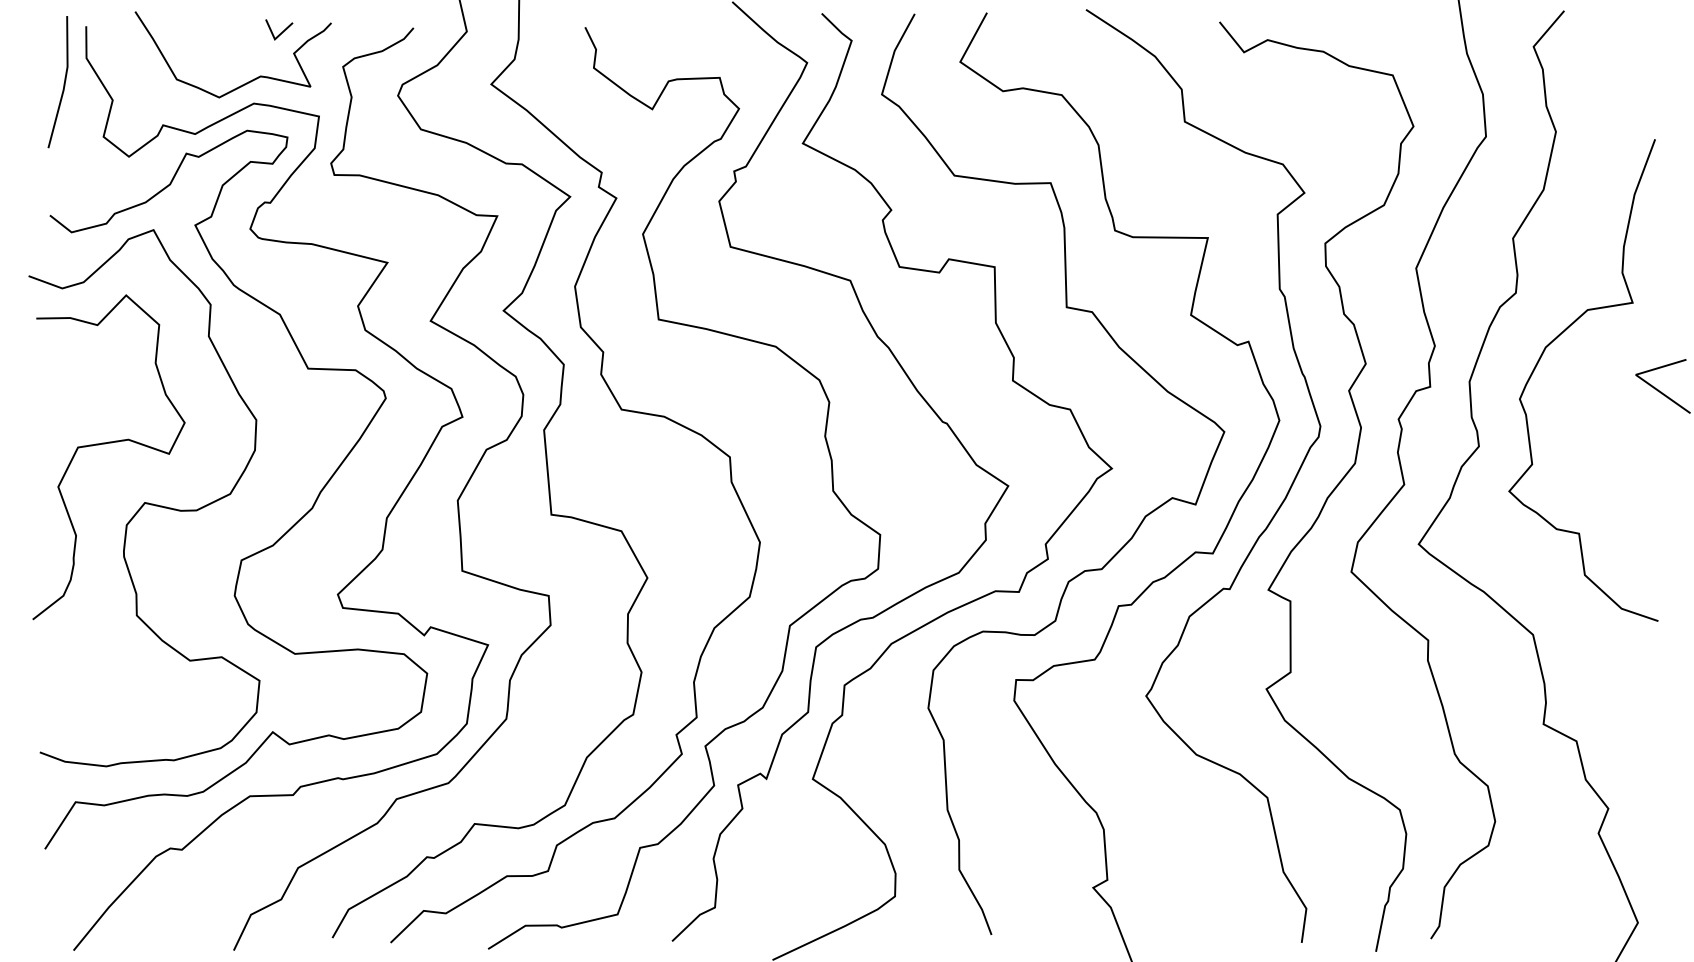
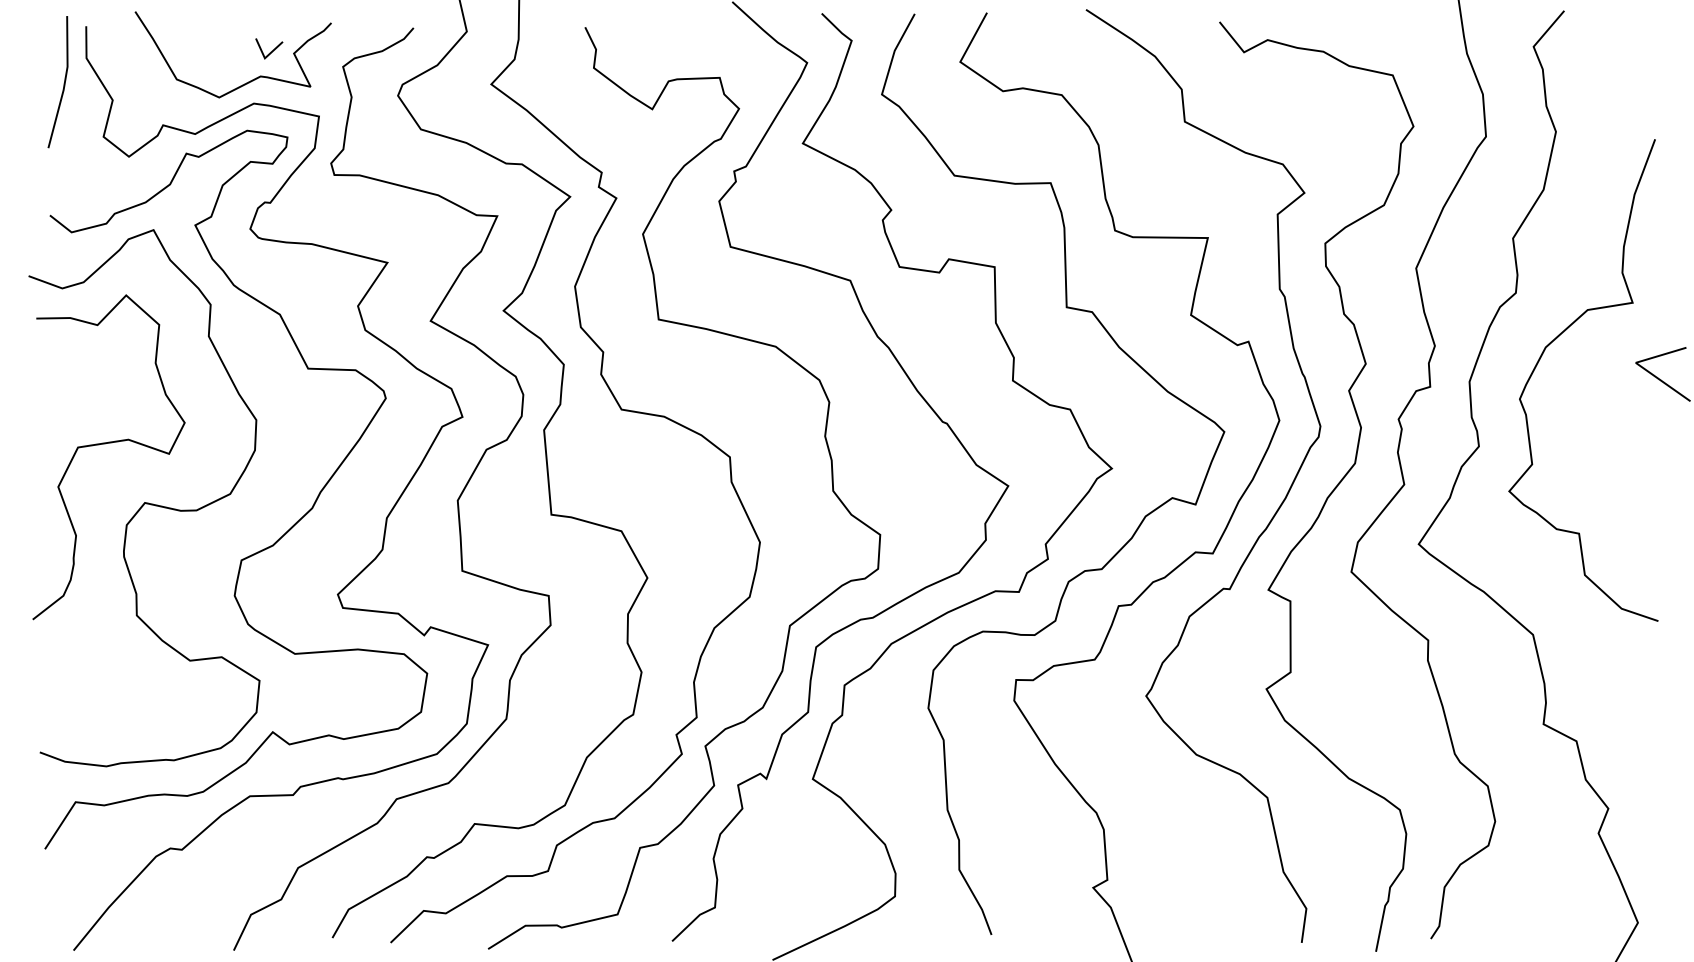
line position: (280, 32) -> (270, 51) (270, 51)
line position: (1658, 389) -> (1658, 377) (1658, 377)
